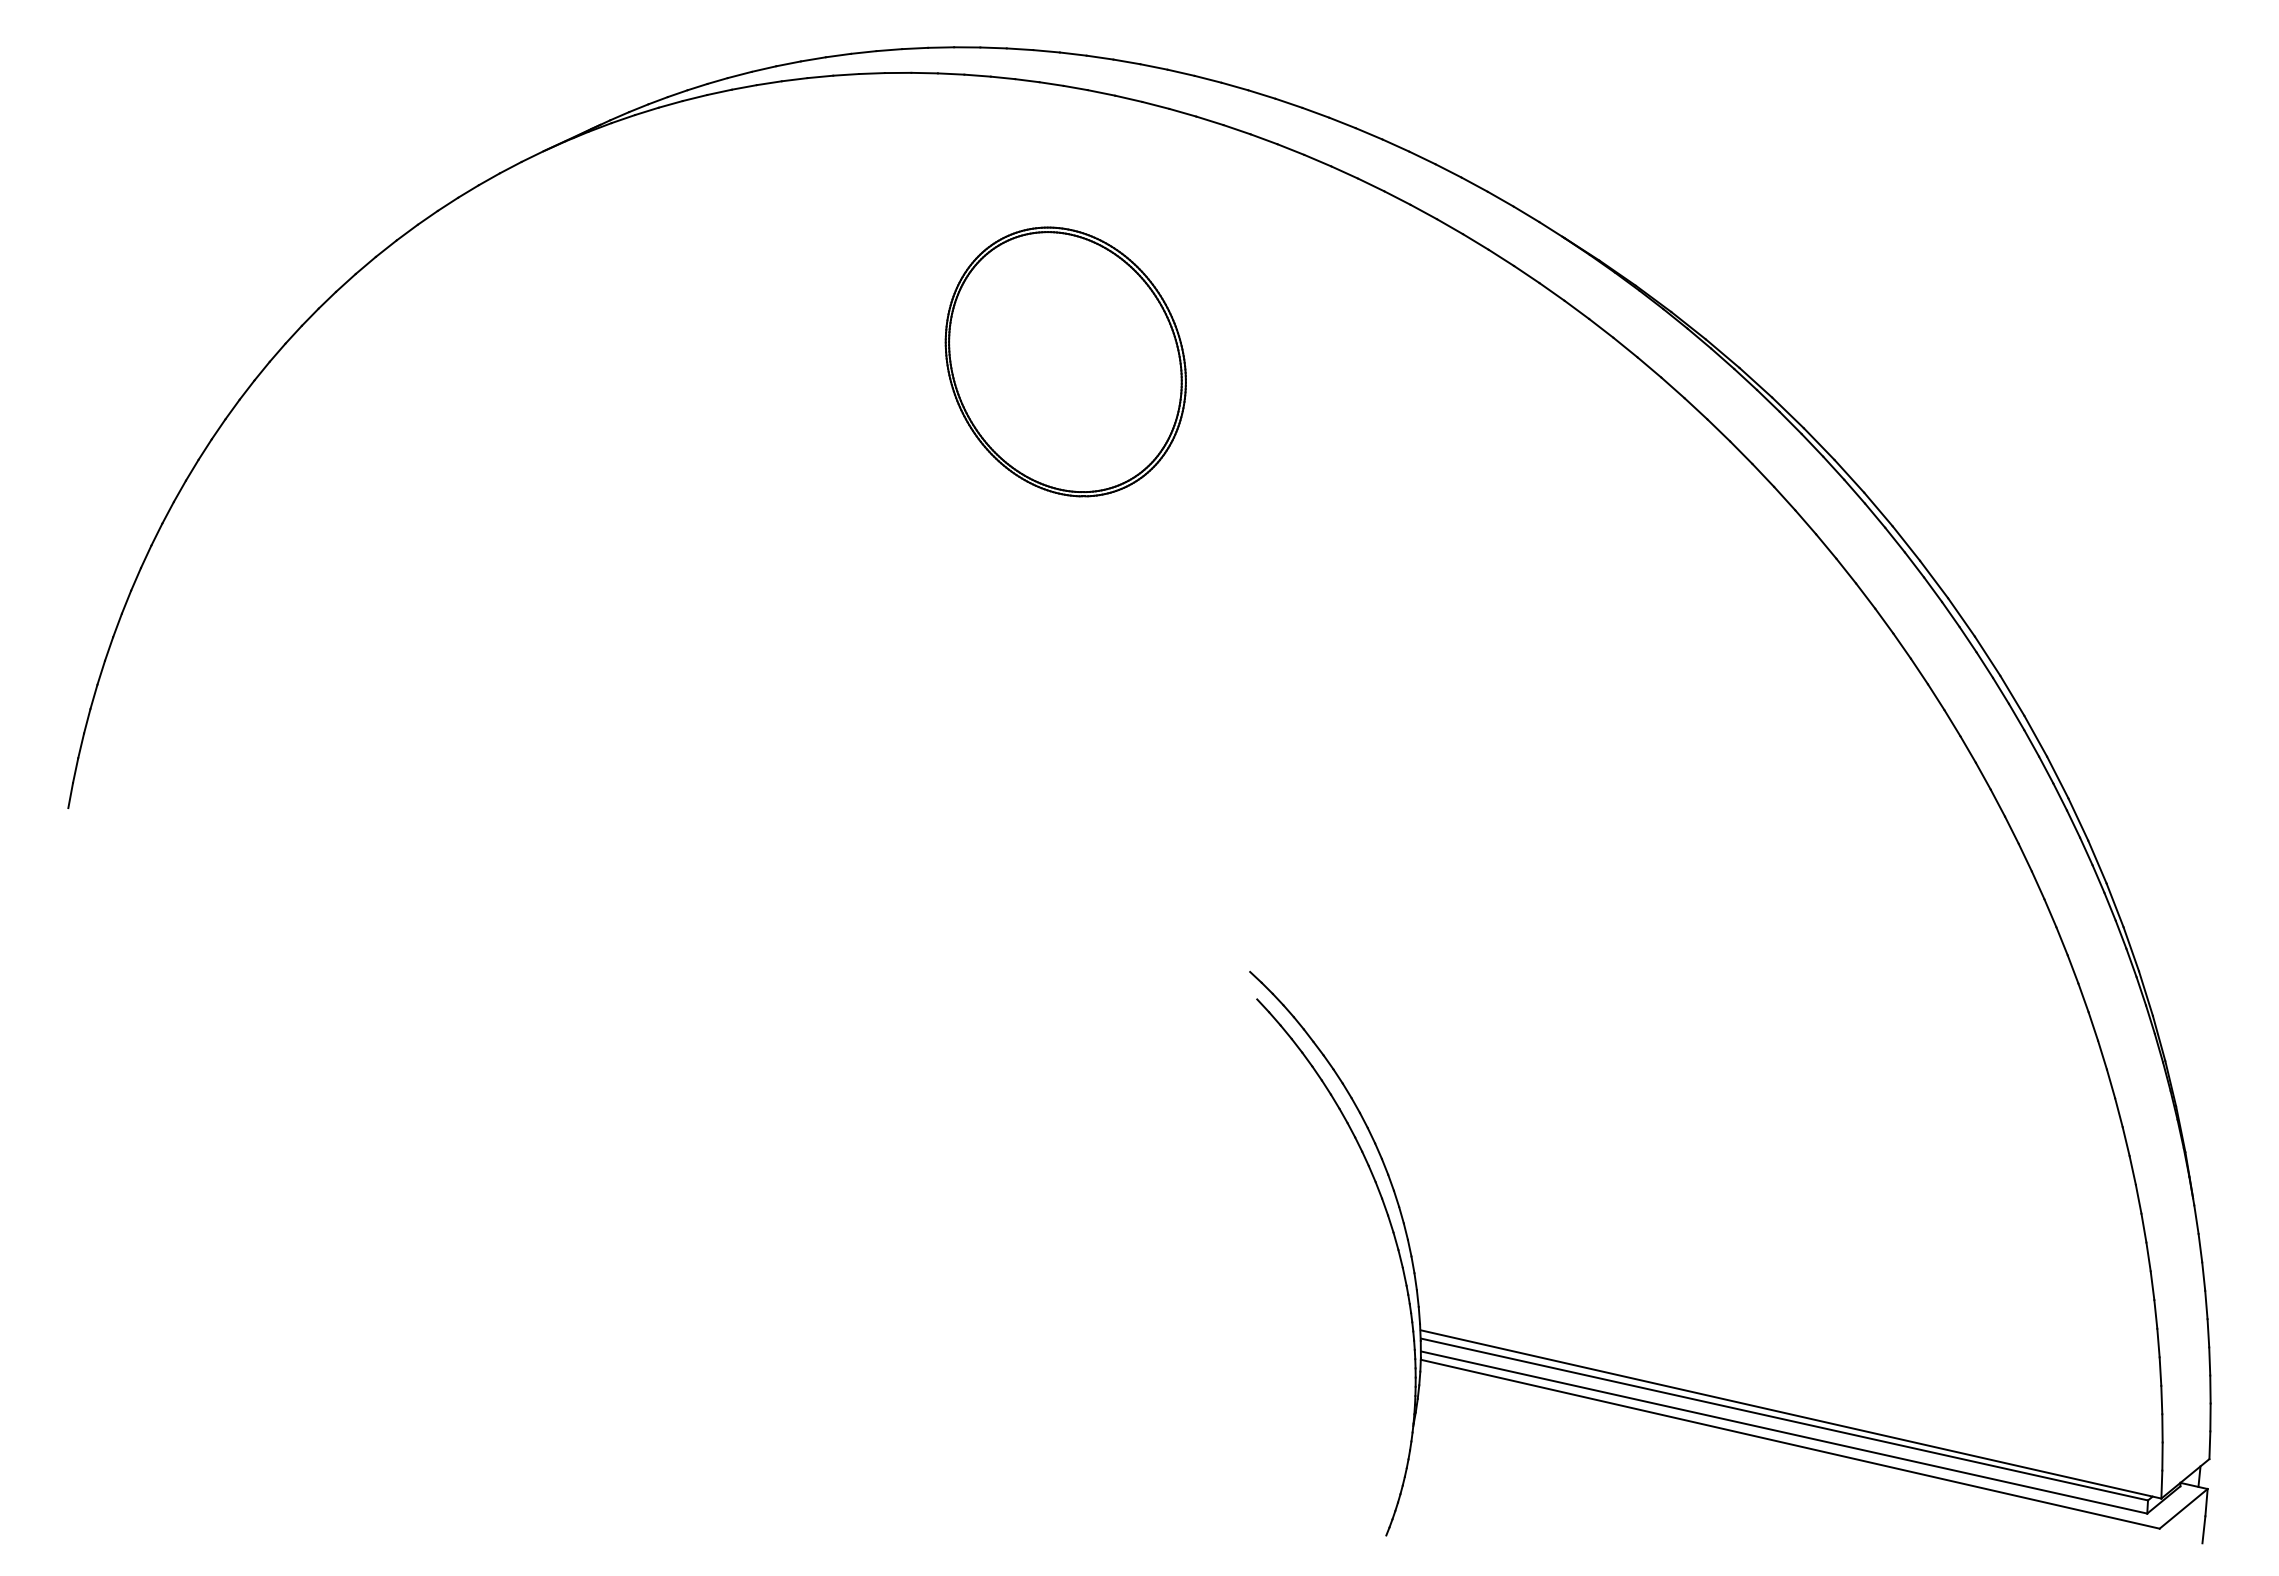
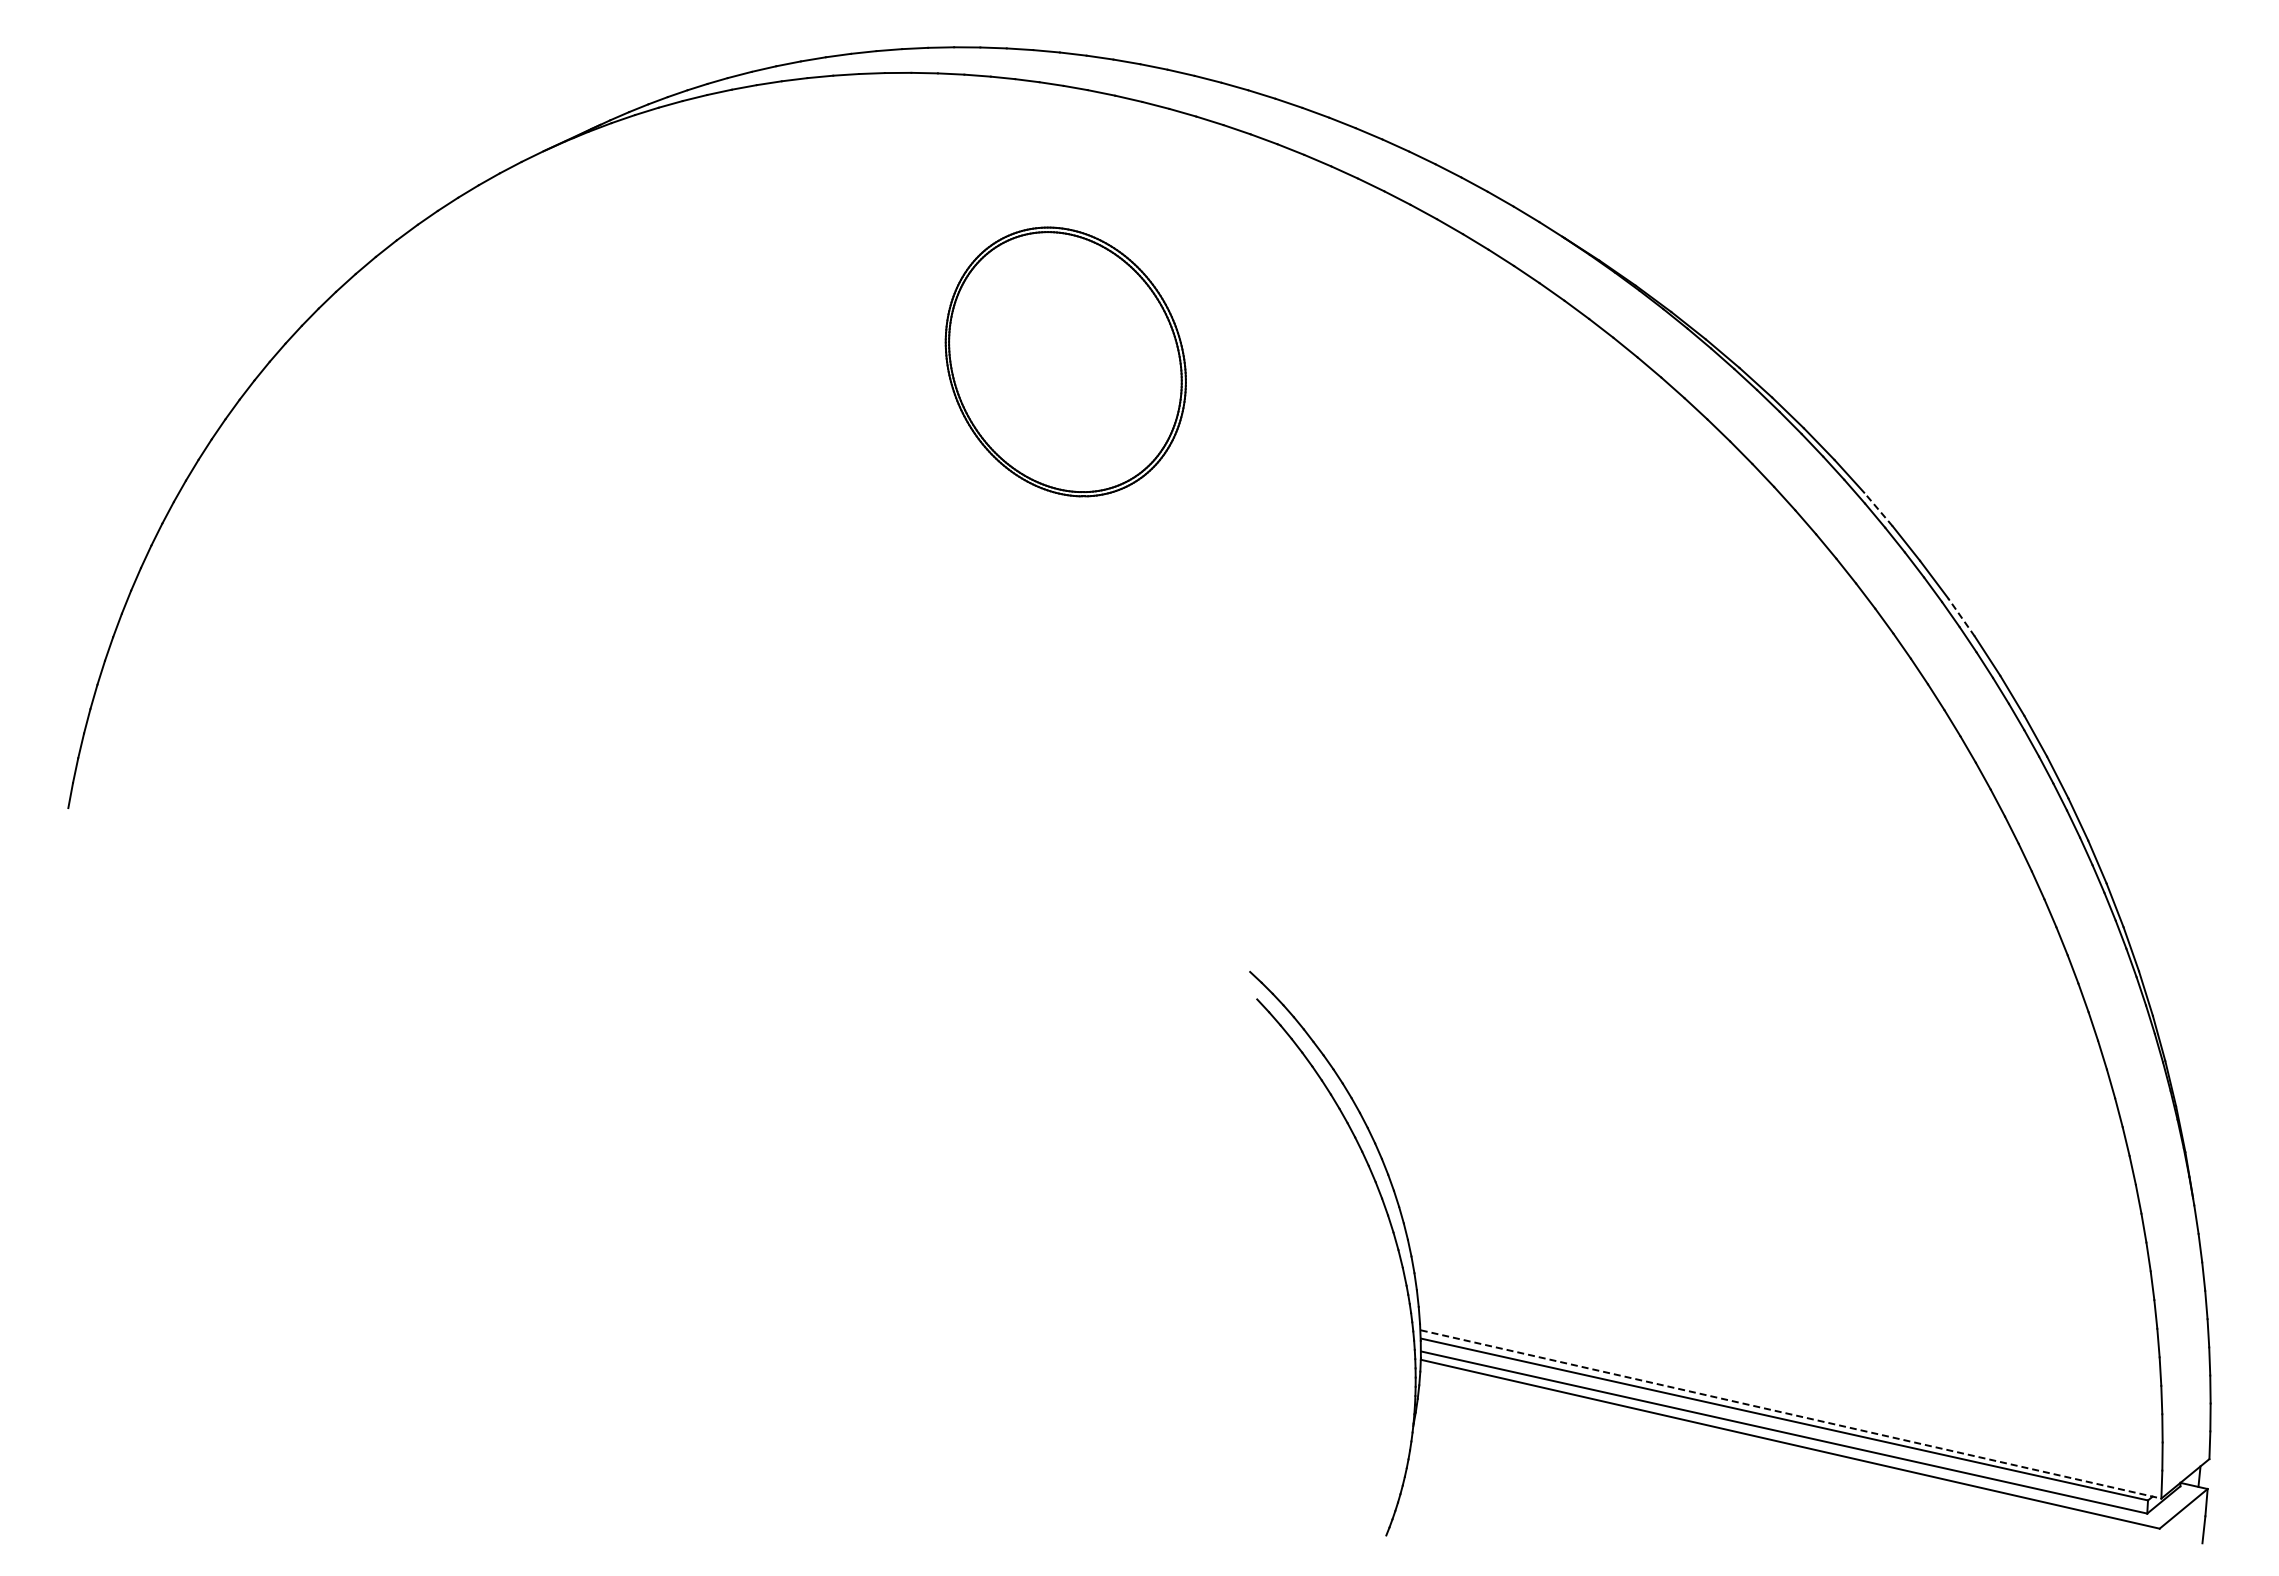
line: solid -> dashed (1878, 509)
line: solid -> dashed (1961, 617)
line: solid -> dashed (1791, 1414)
